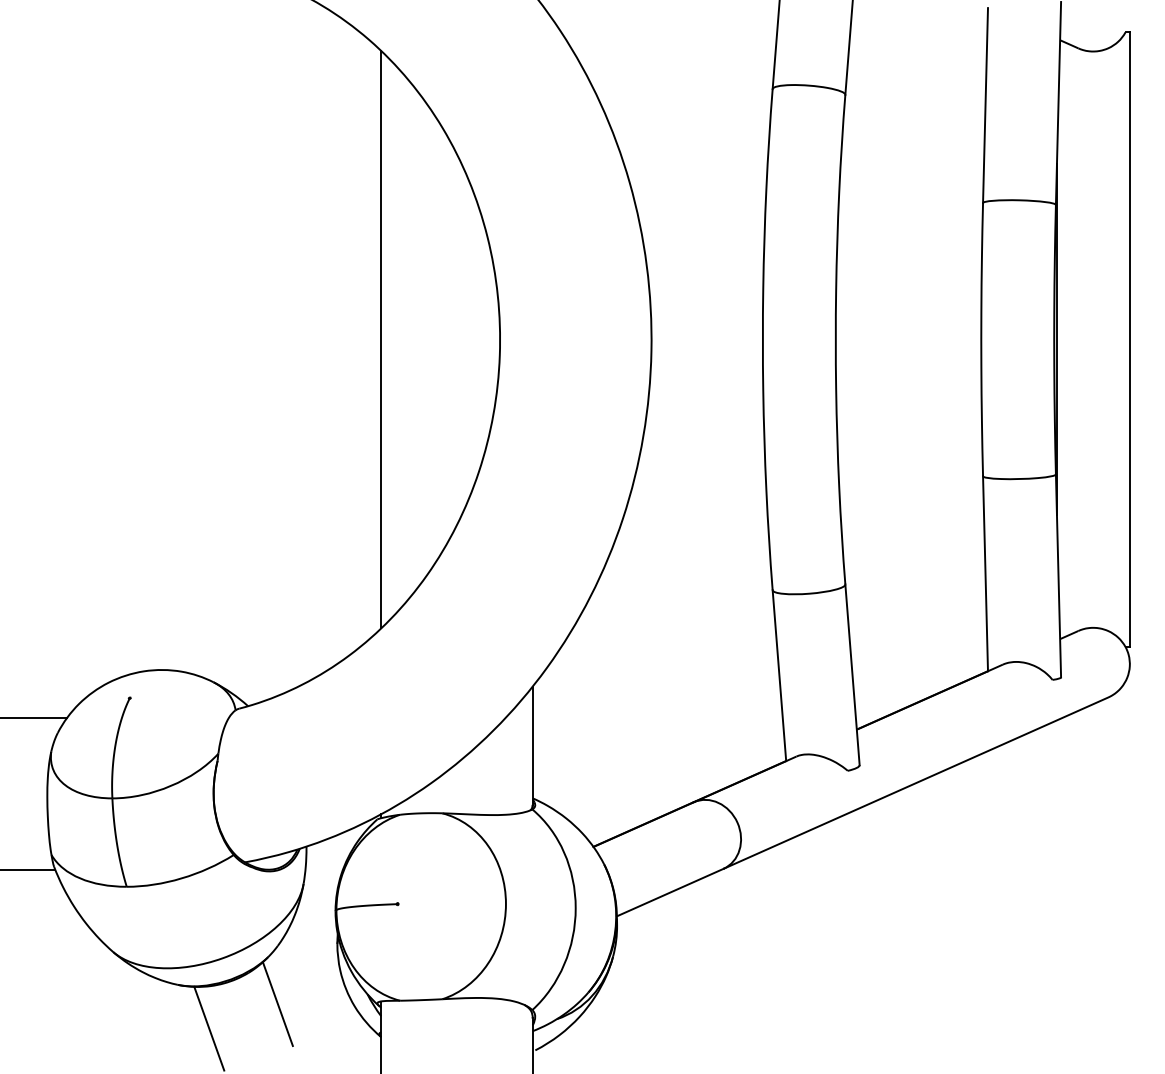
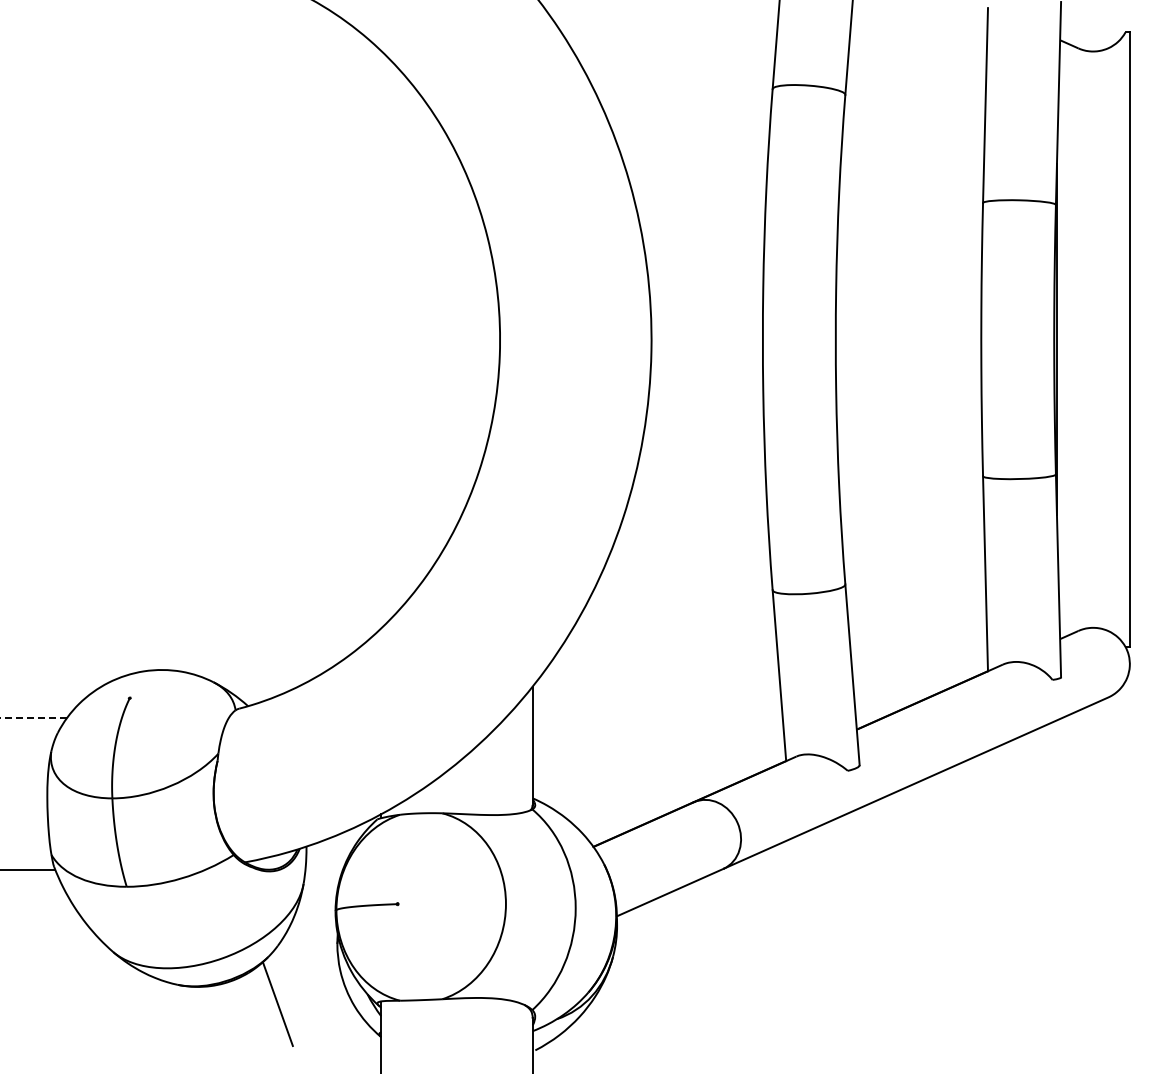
line: present -> none (381, 339)
line: solid -> dashed (33, 718)
line: present -> none (209, 1028)
